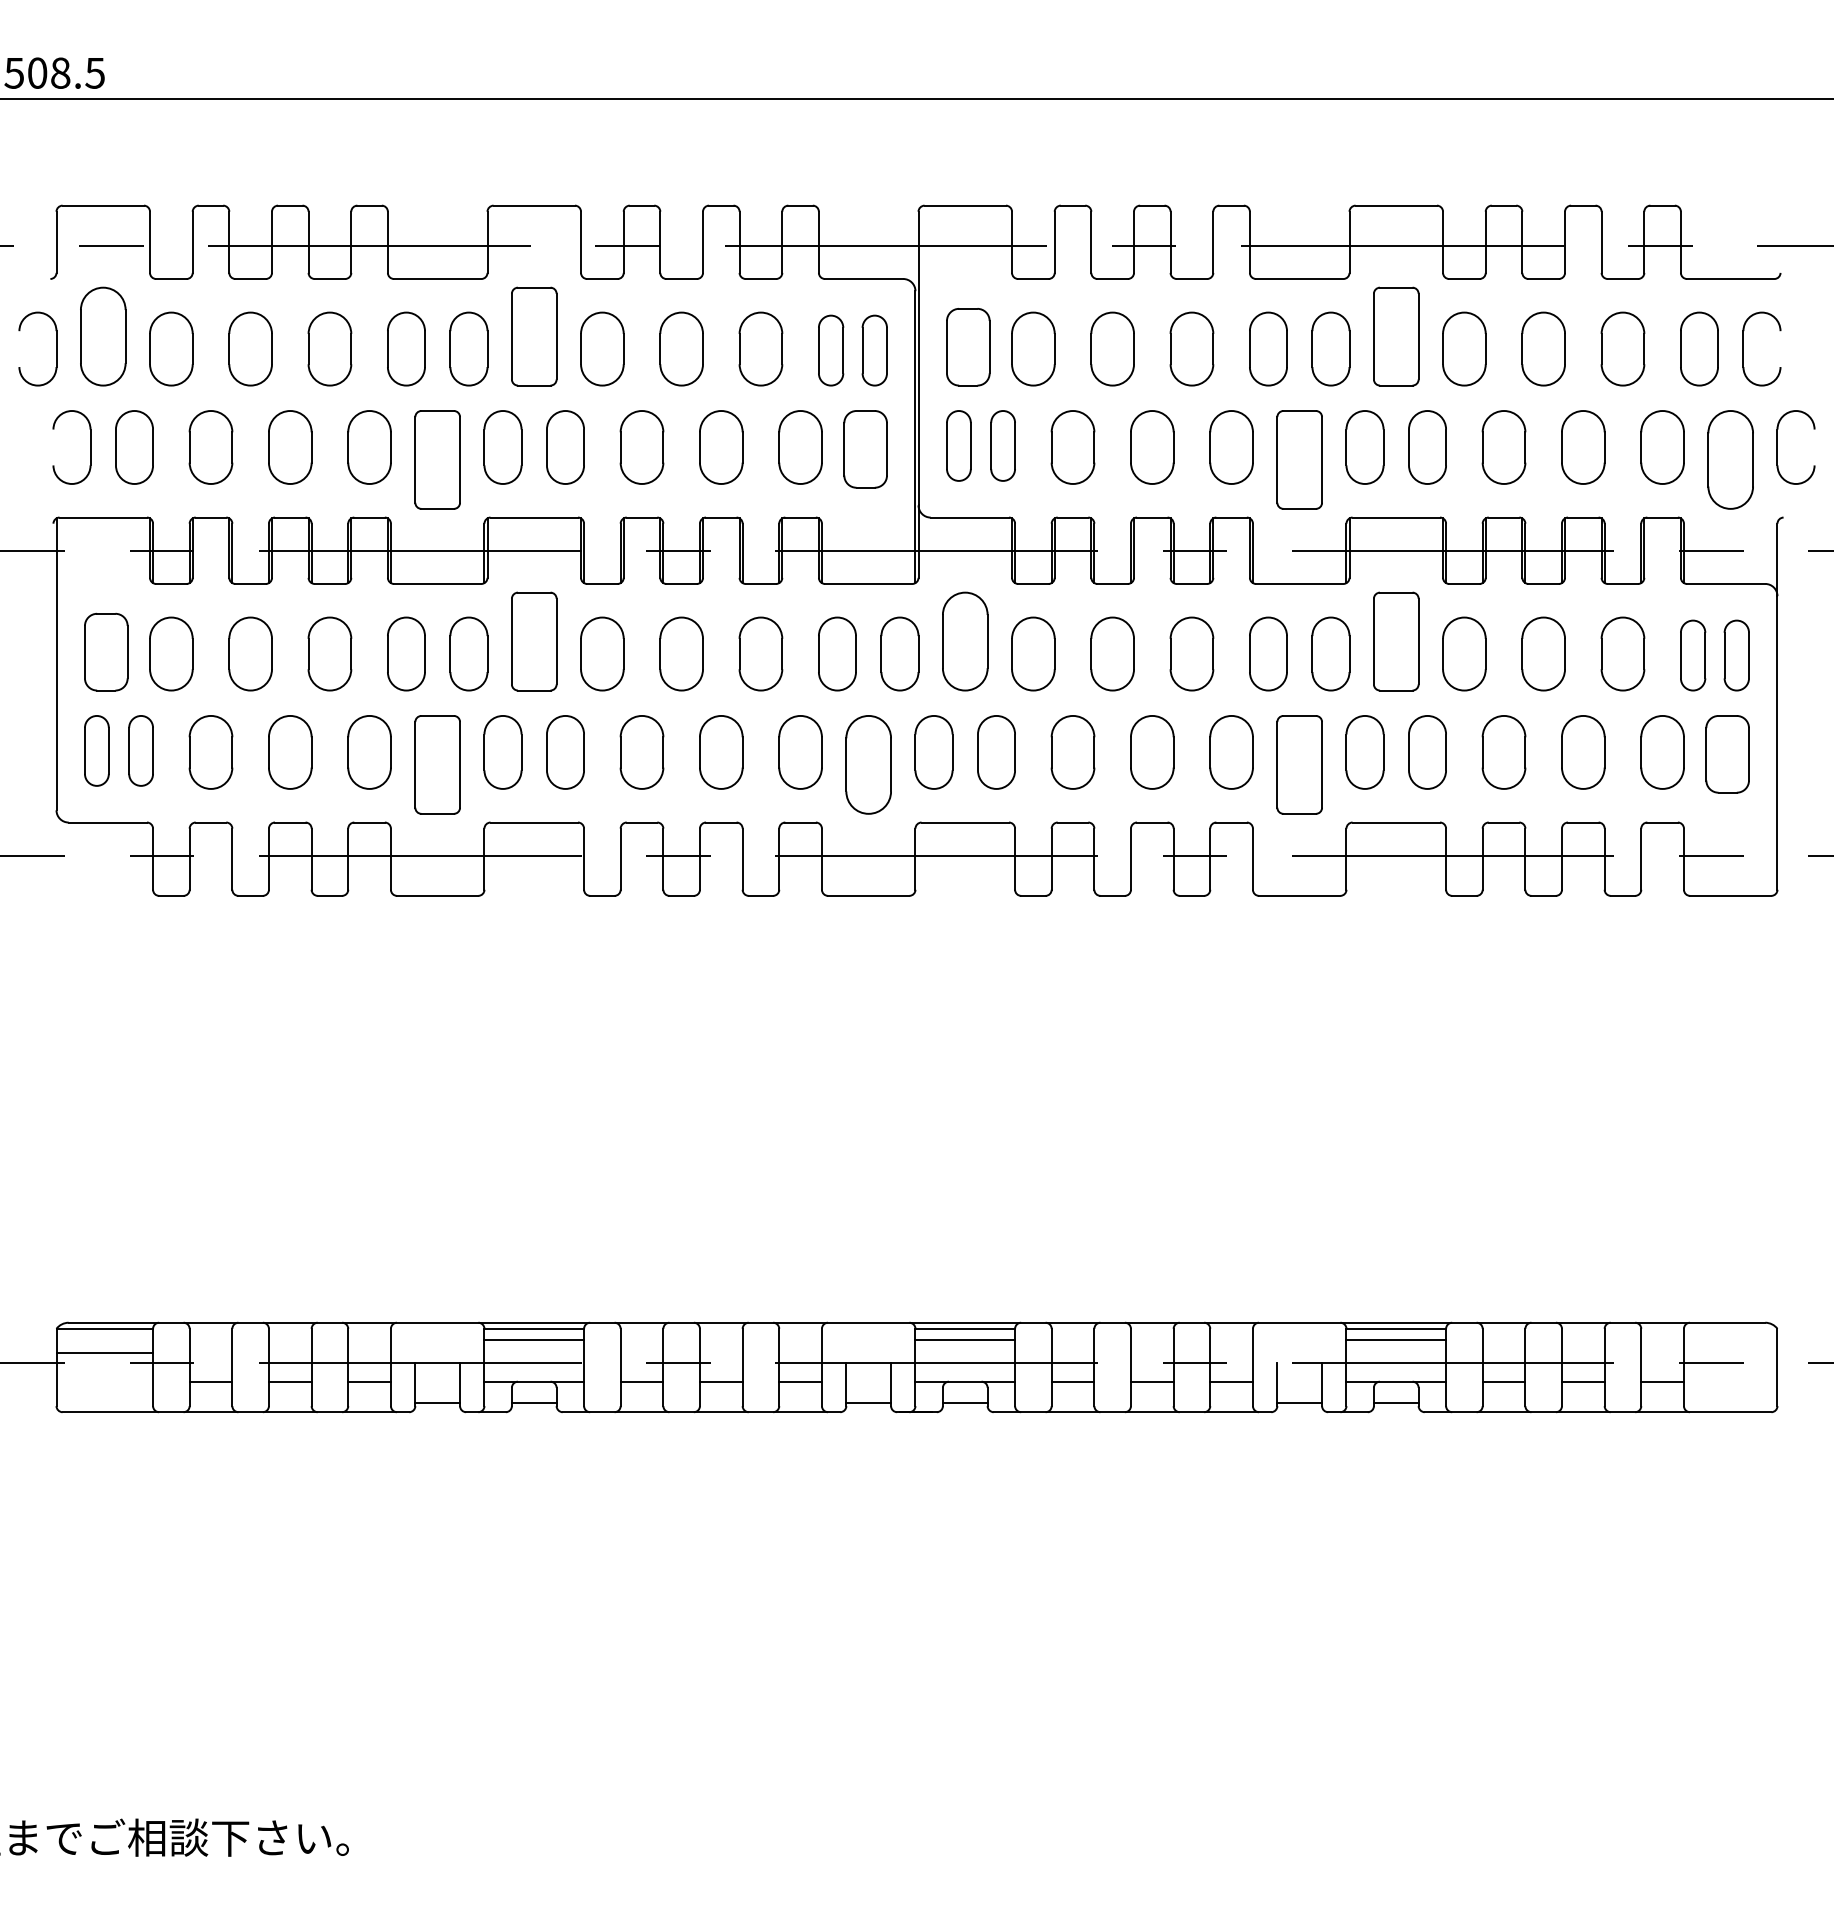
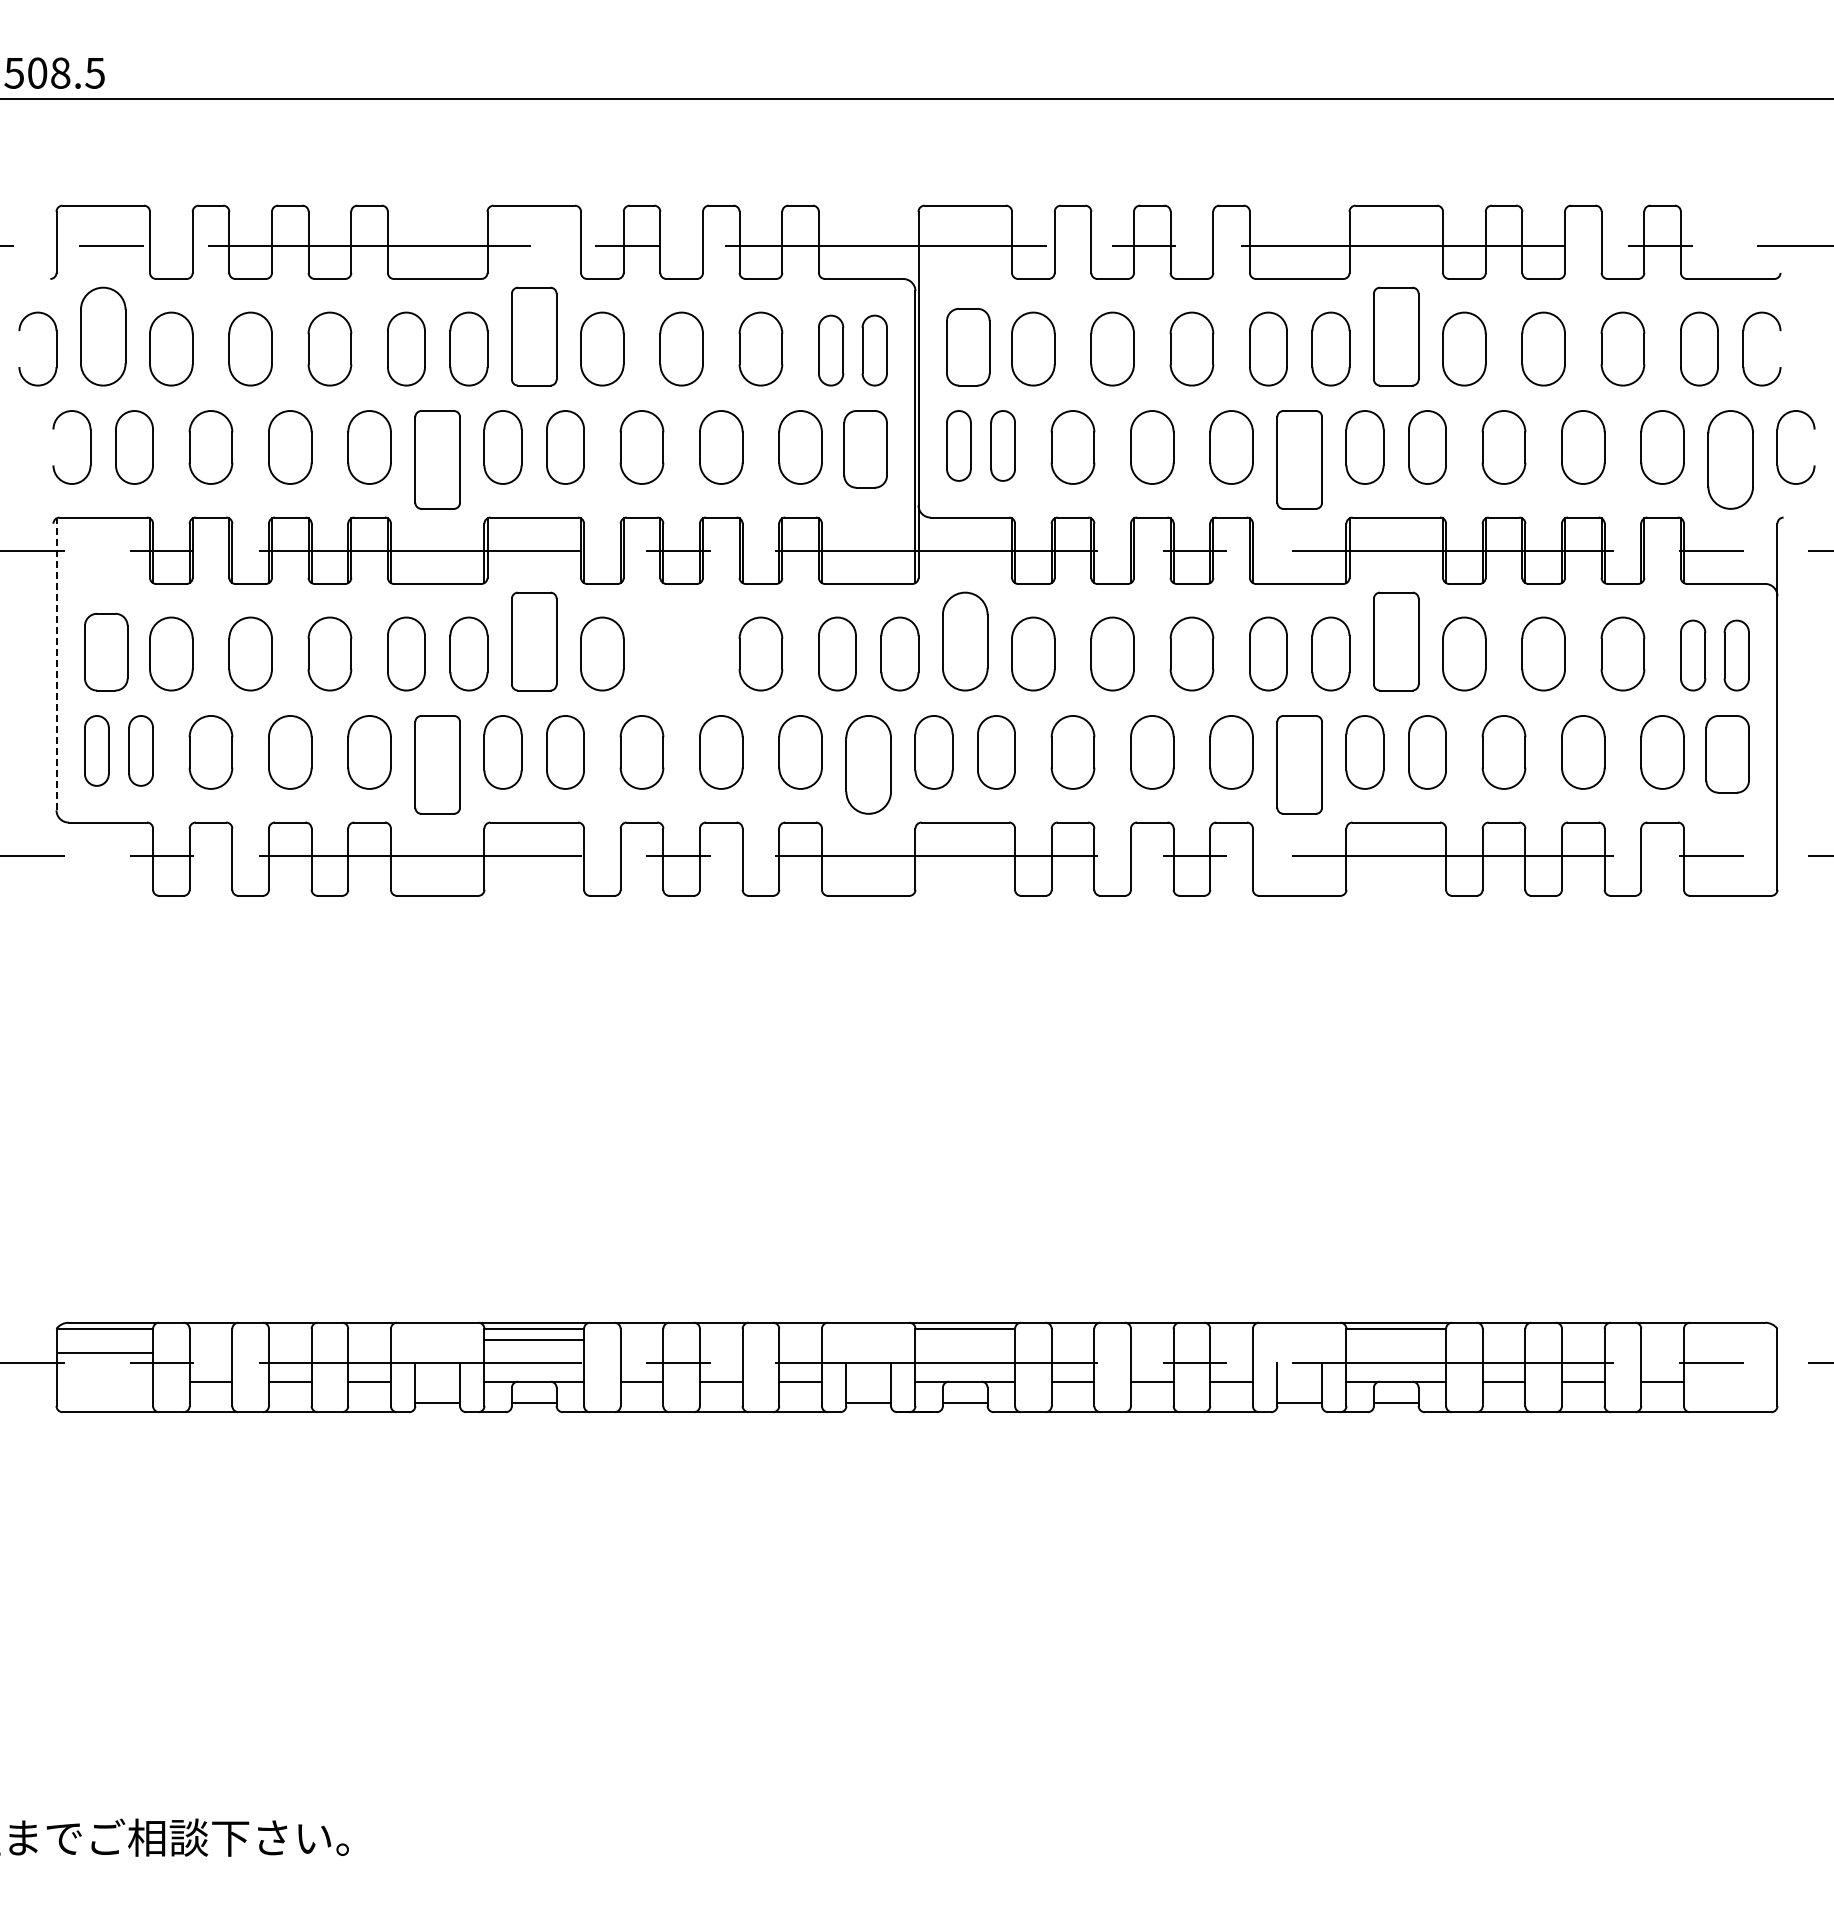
part: present -> none (681, 653)
line: solid -> dashed (56, 664)
line: present -> none (965, 1340)
line: present -> none (1396, 1340)
